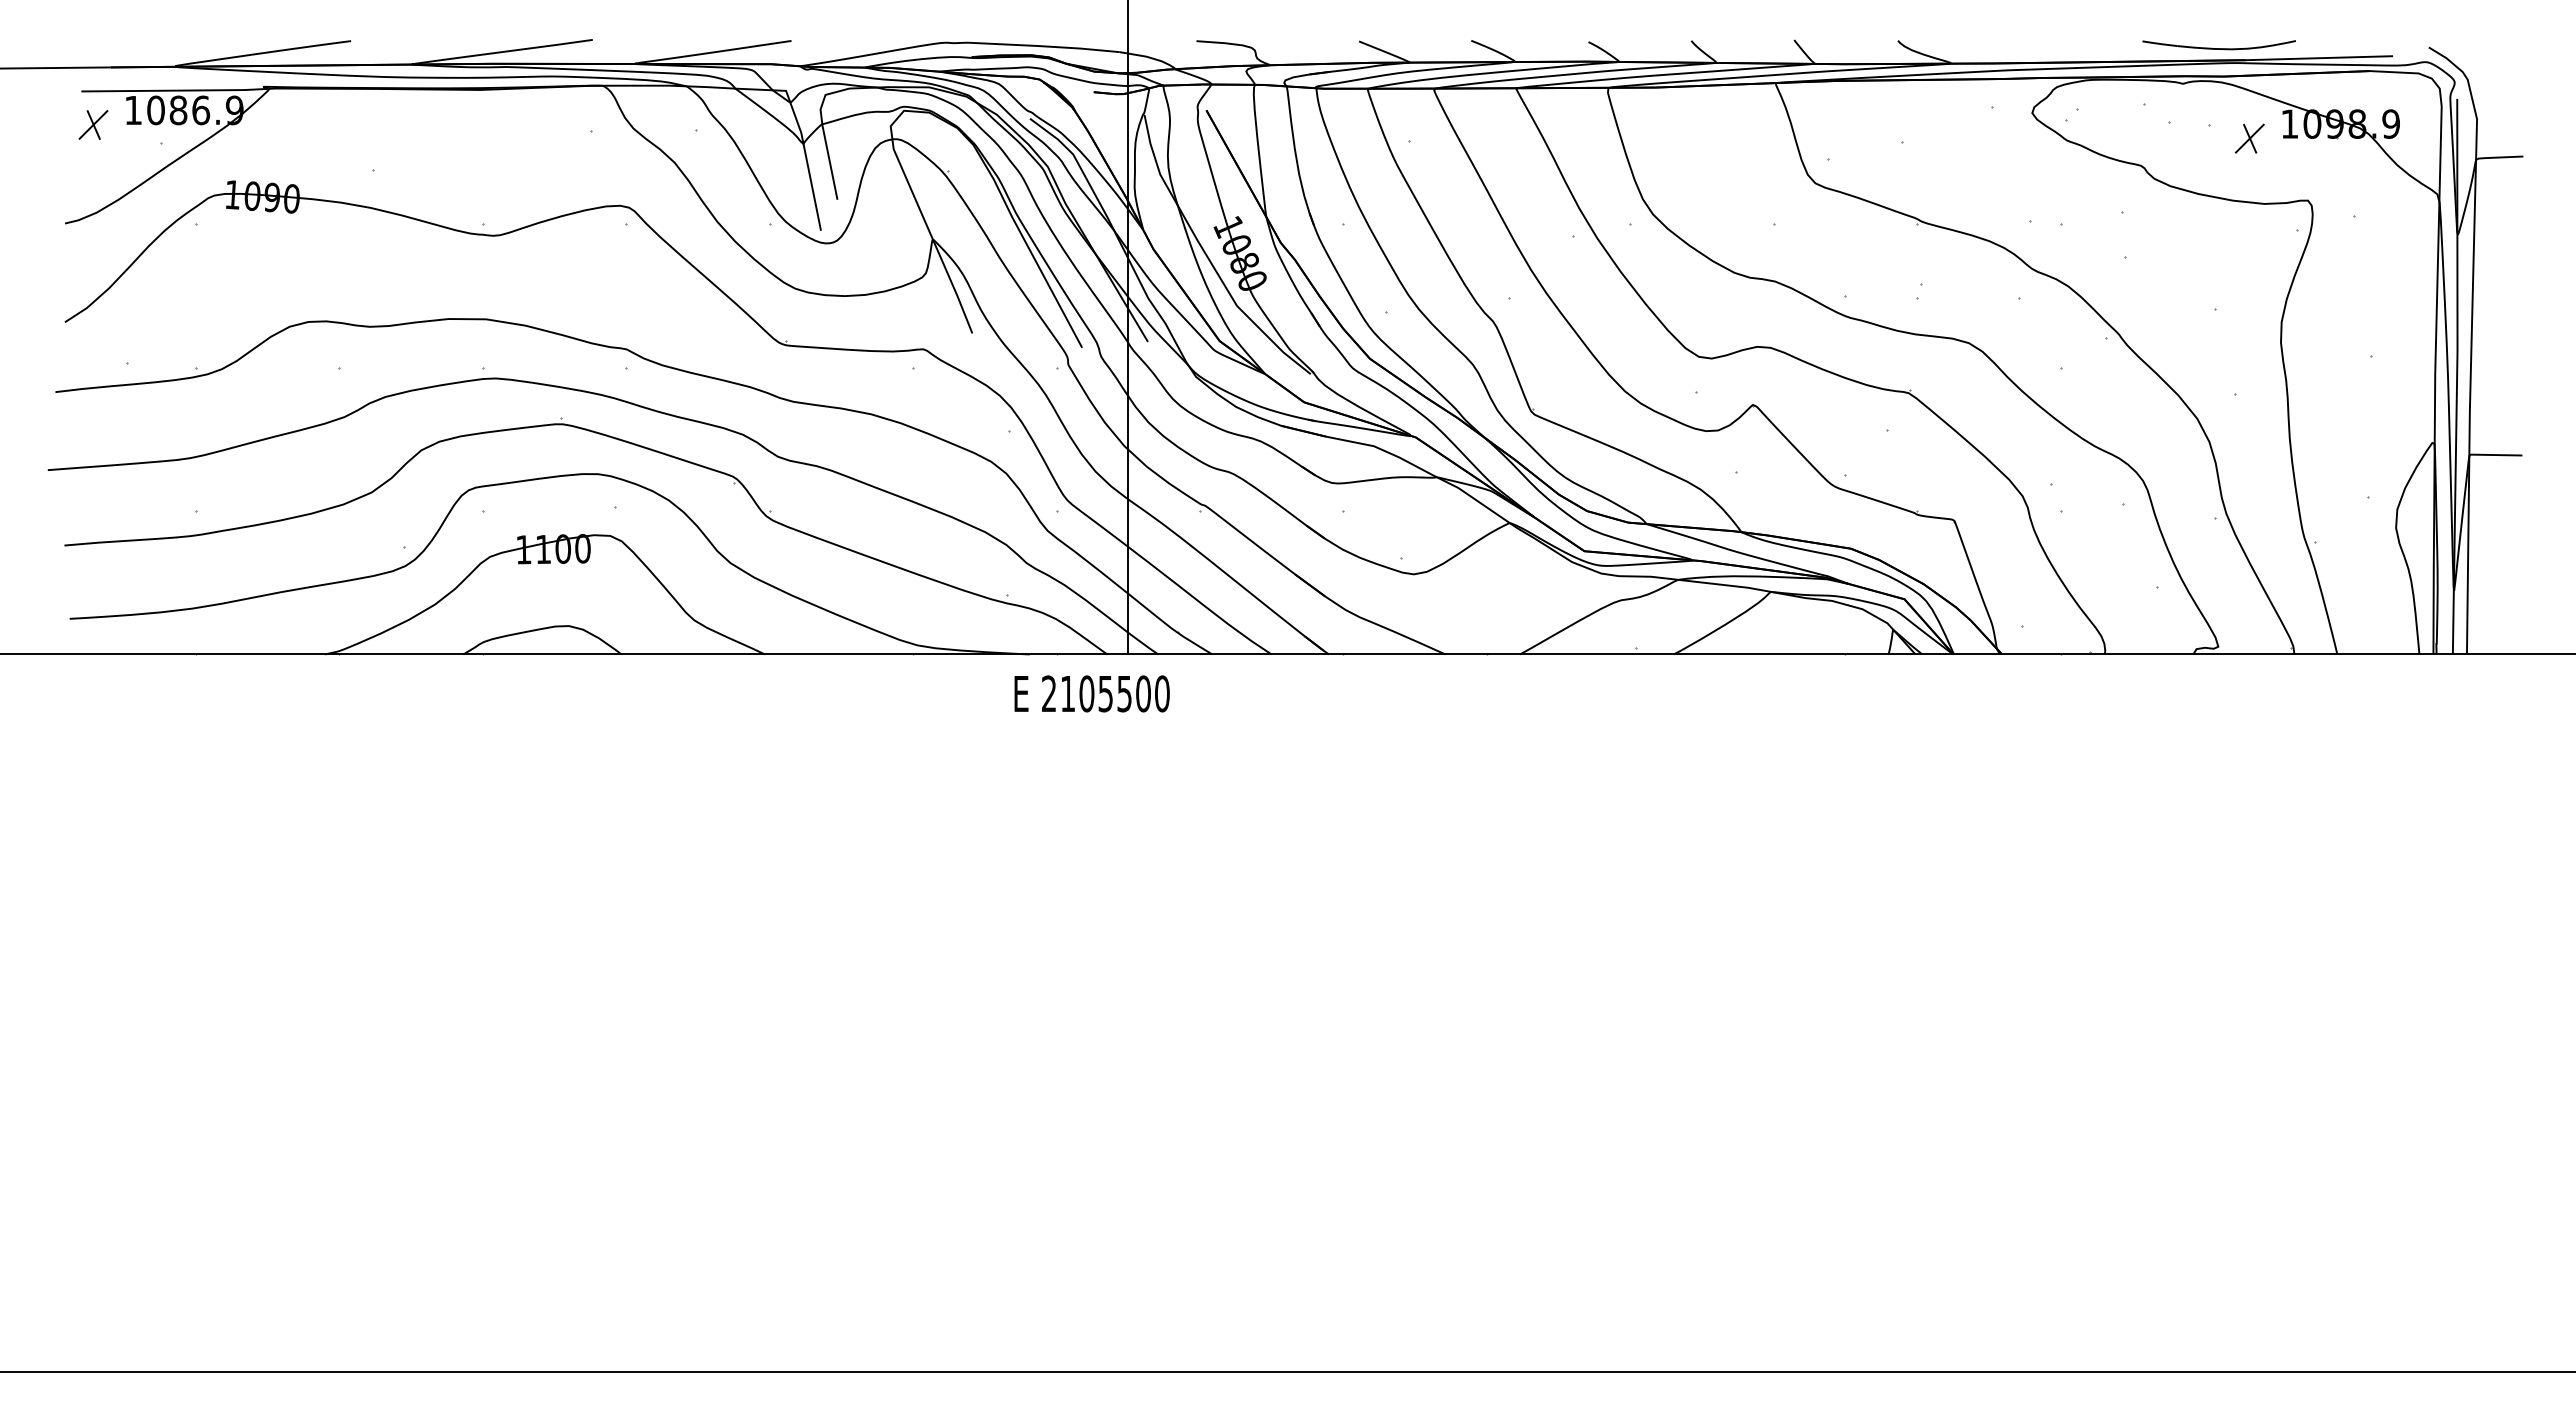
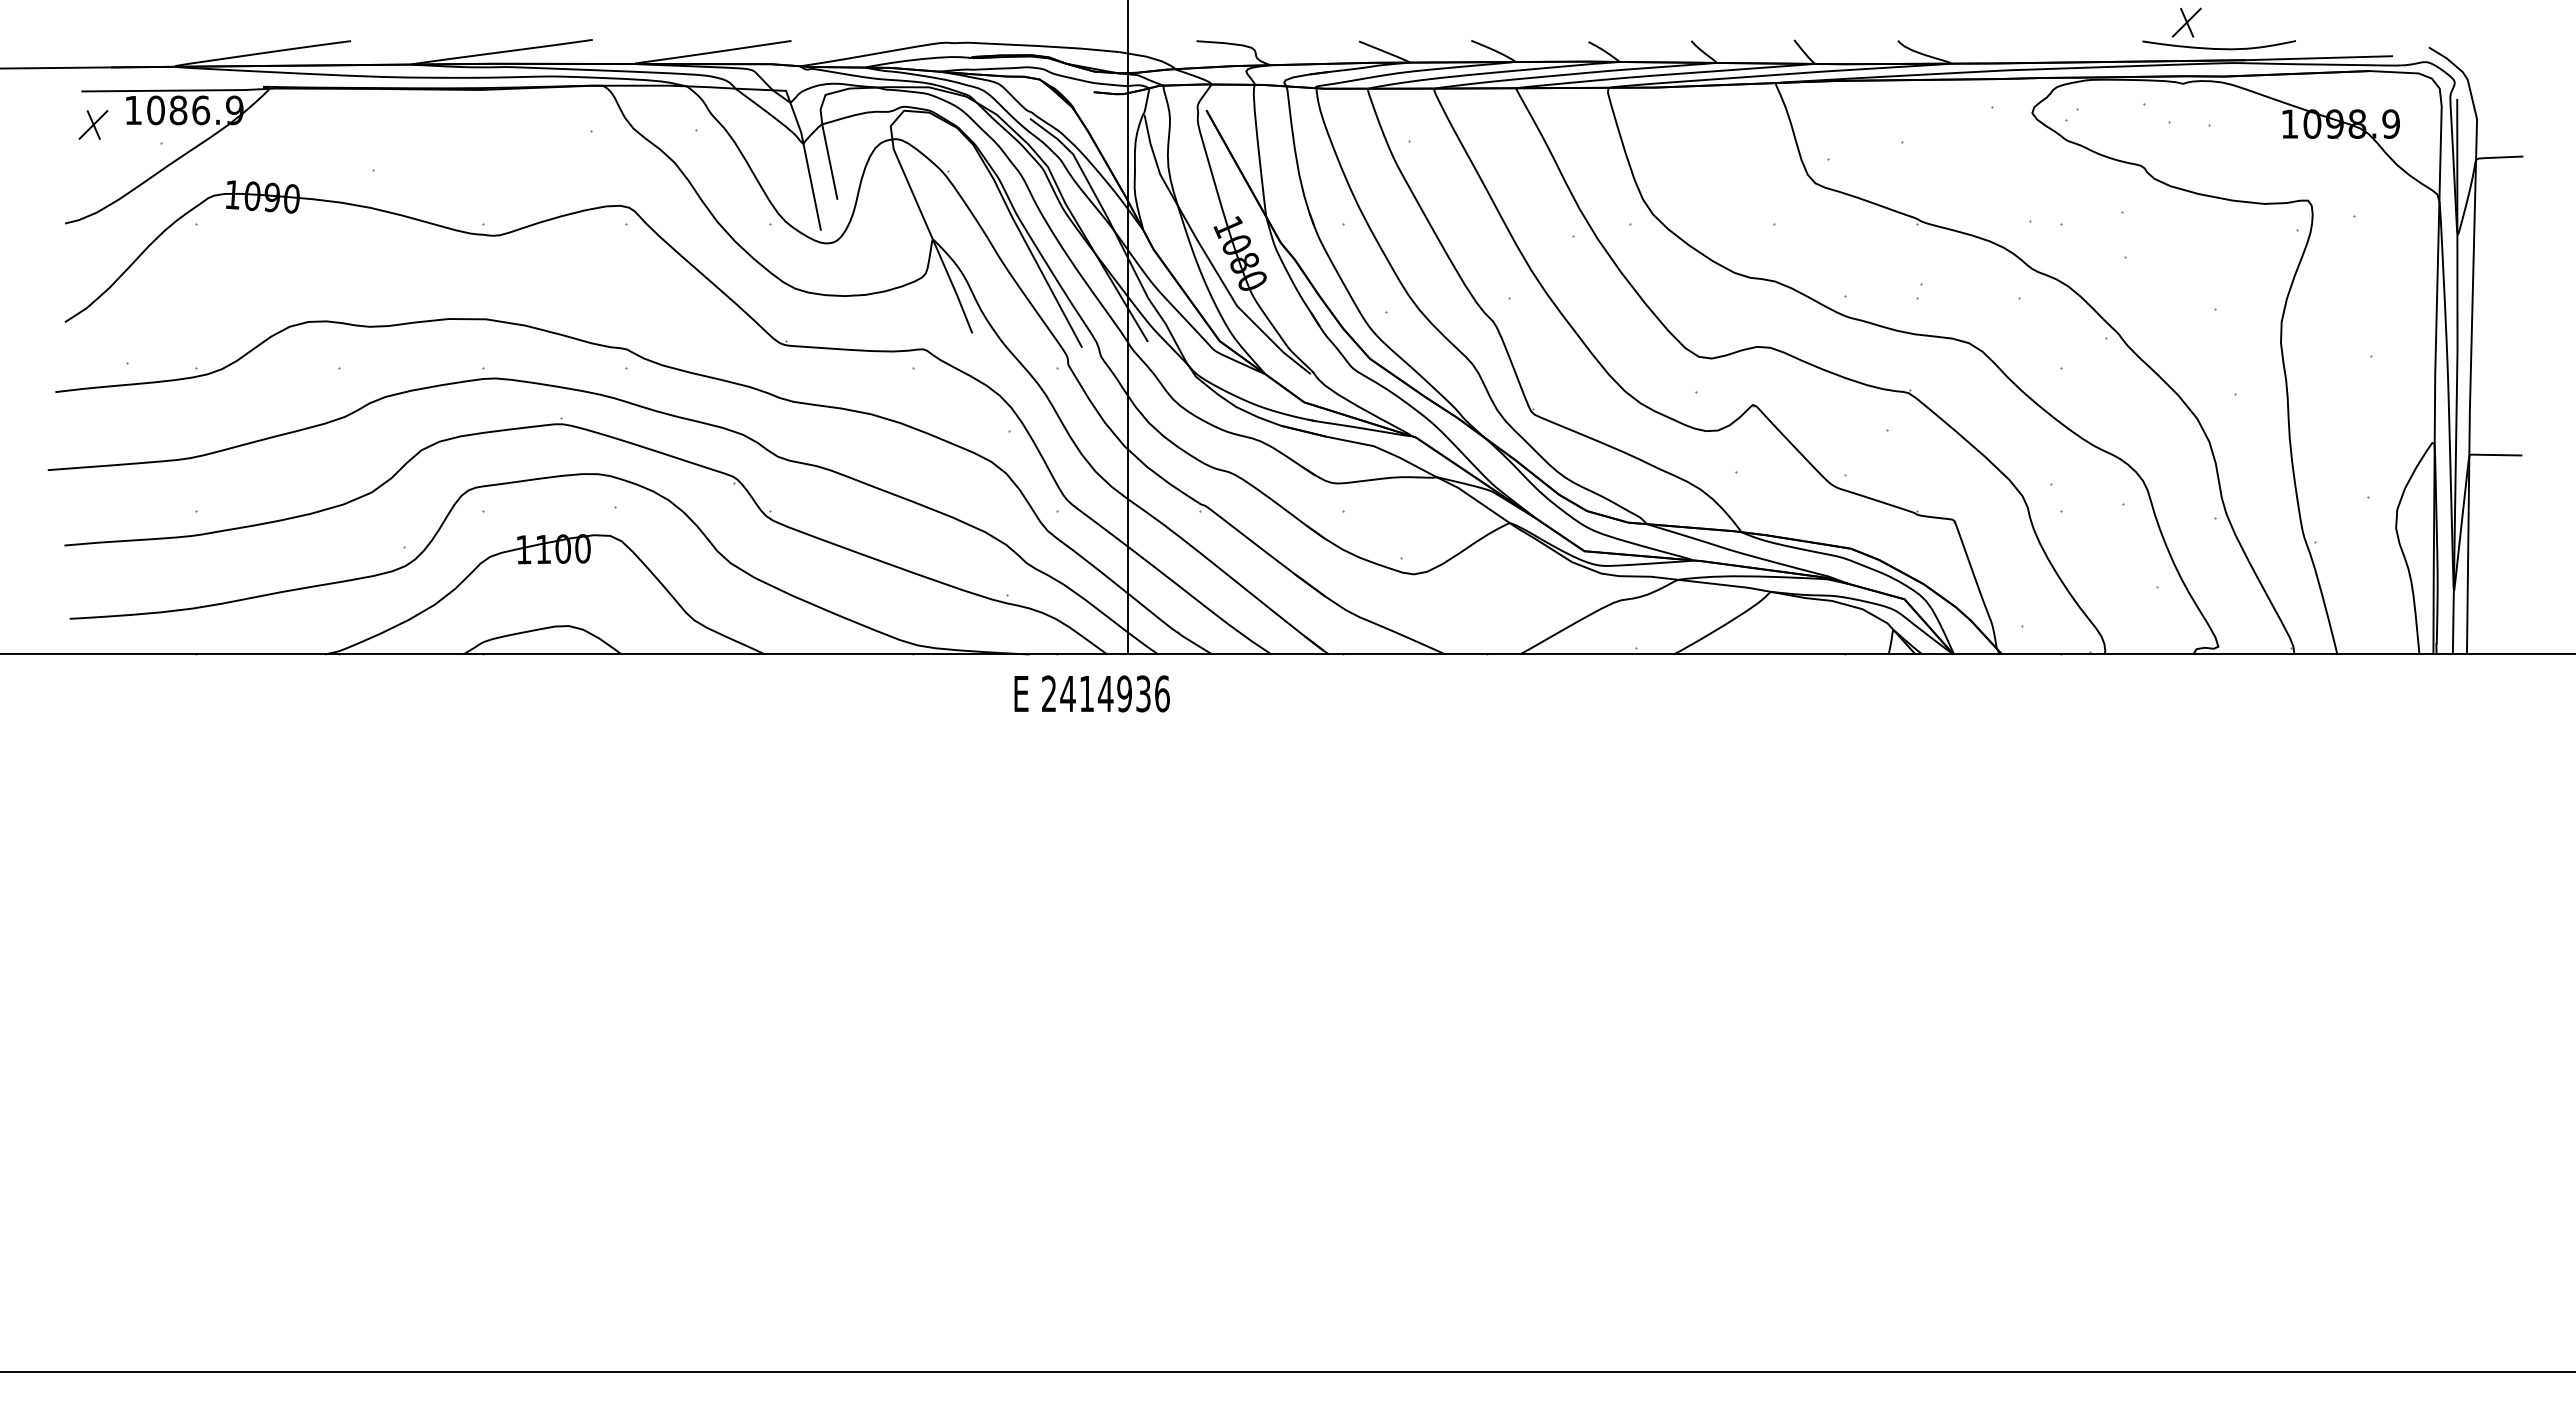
part position: (2249, 138) -> (2186, 22) (2186, 22)
text: 2105500 -> 2414936 (1114, 693)
